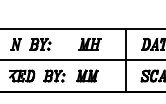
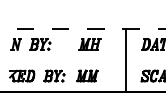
line: solid -> dashed (82, 28)
line: present -> none (82, 60)
